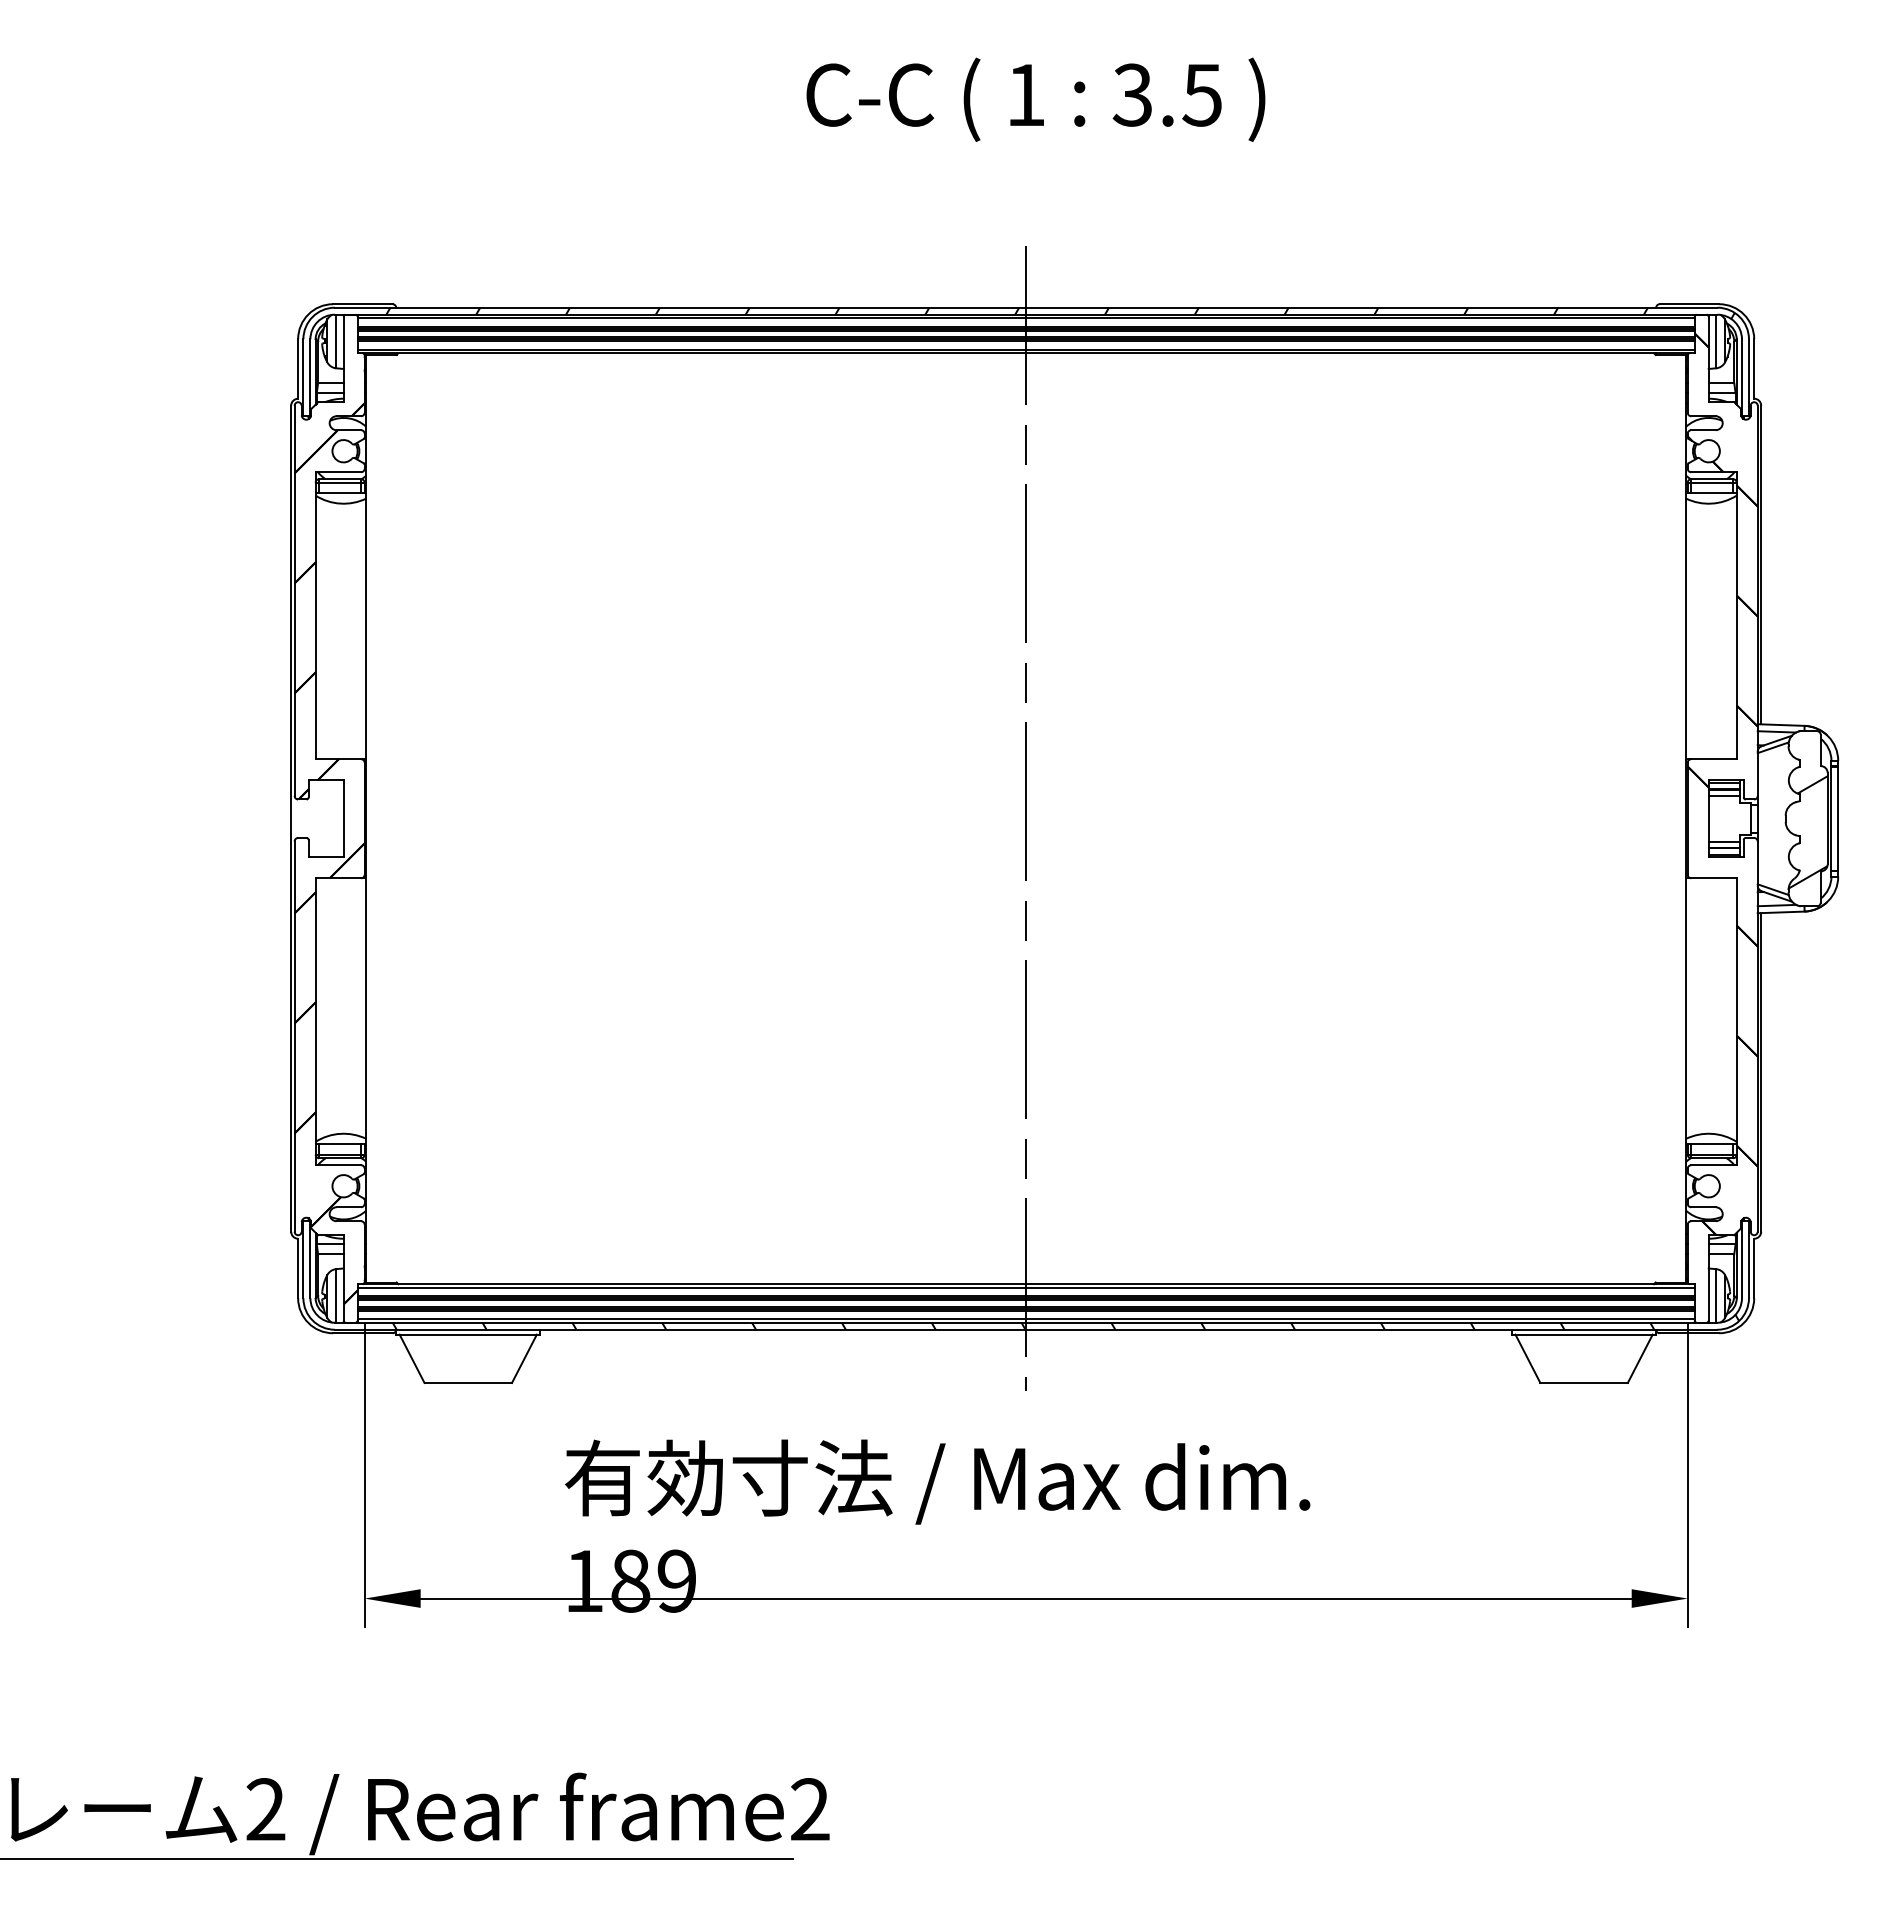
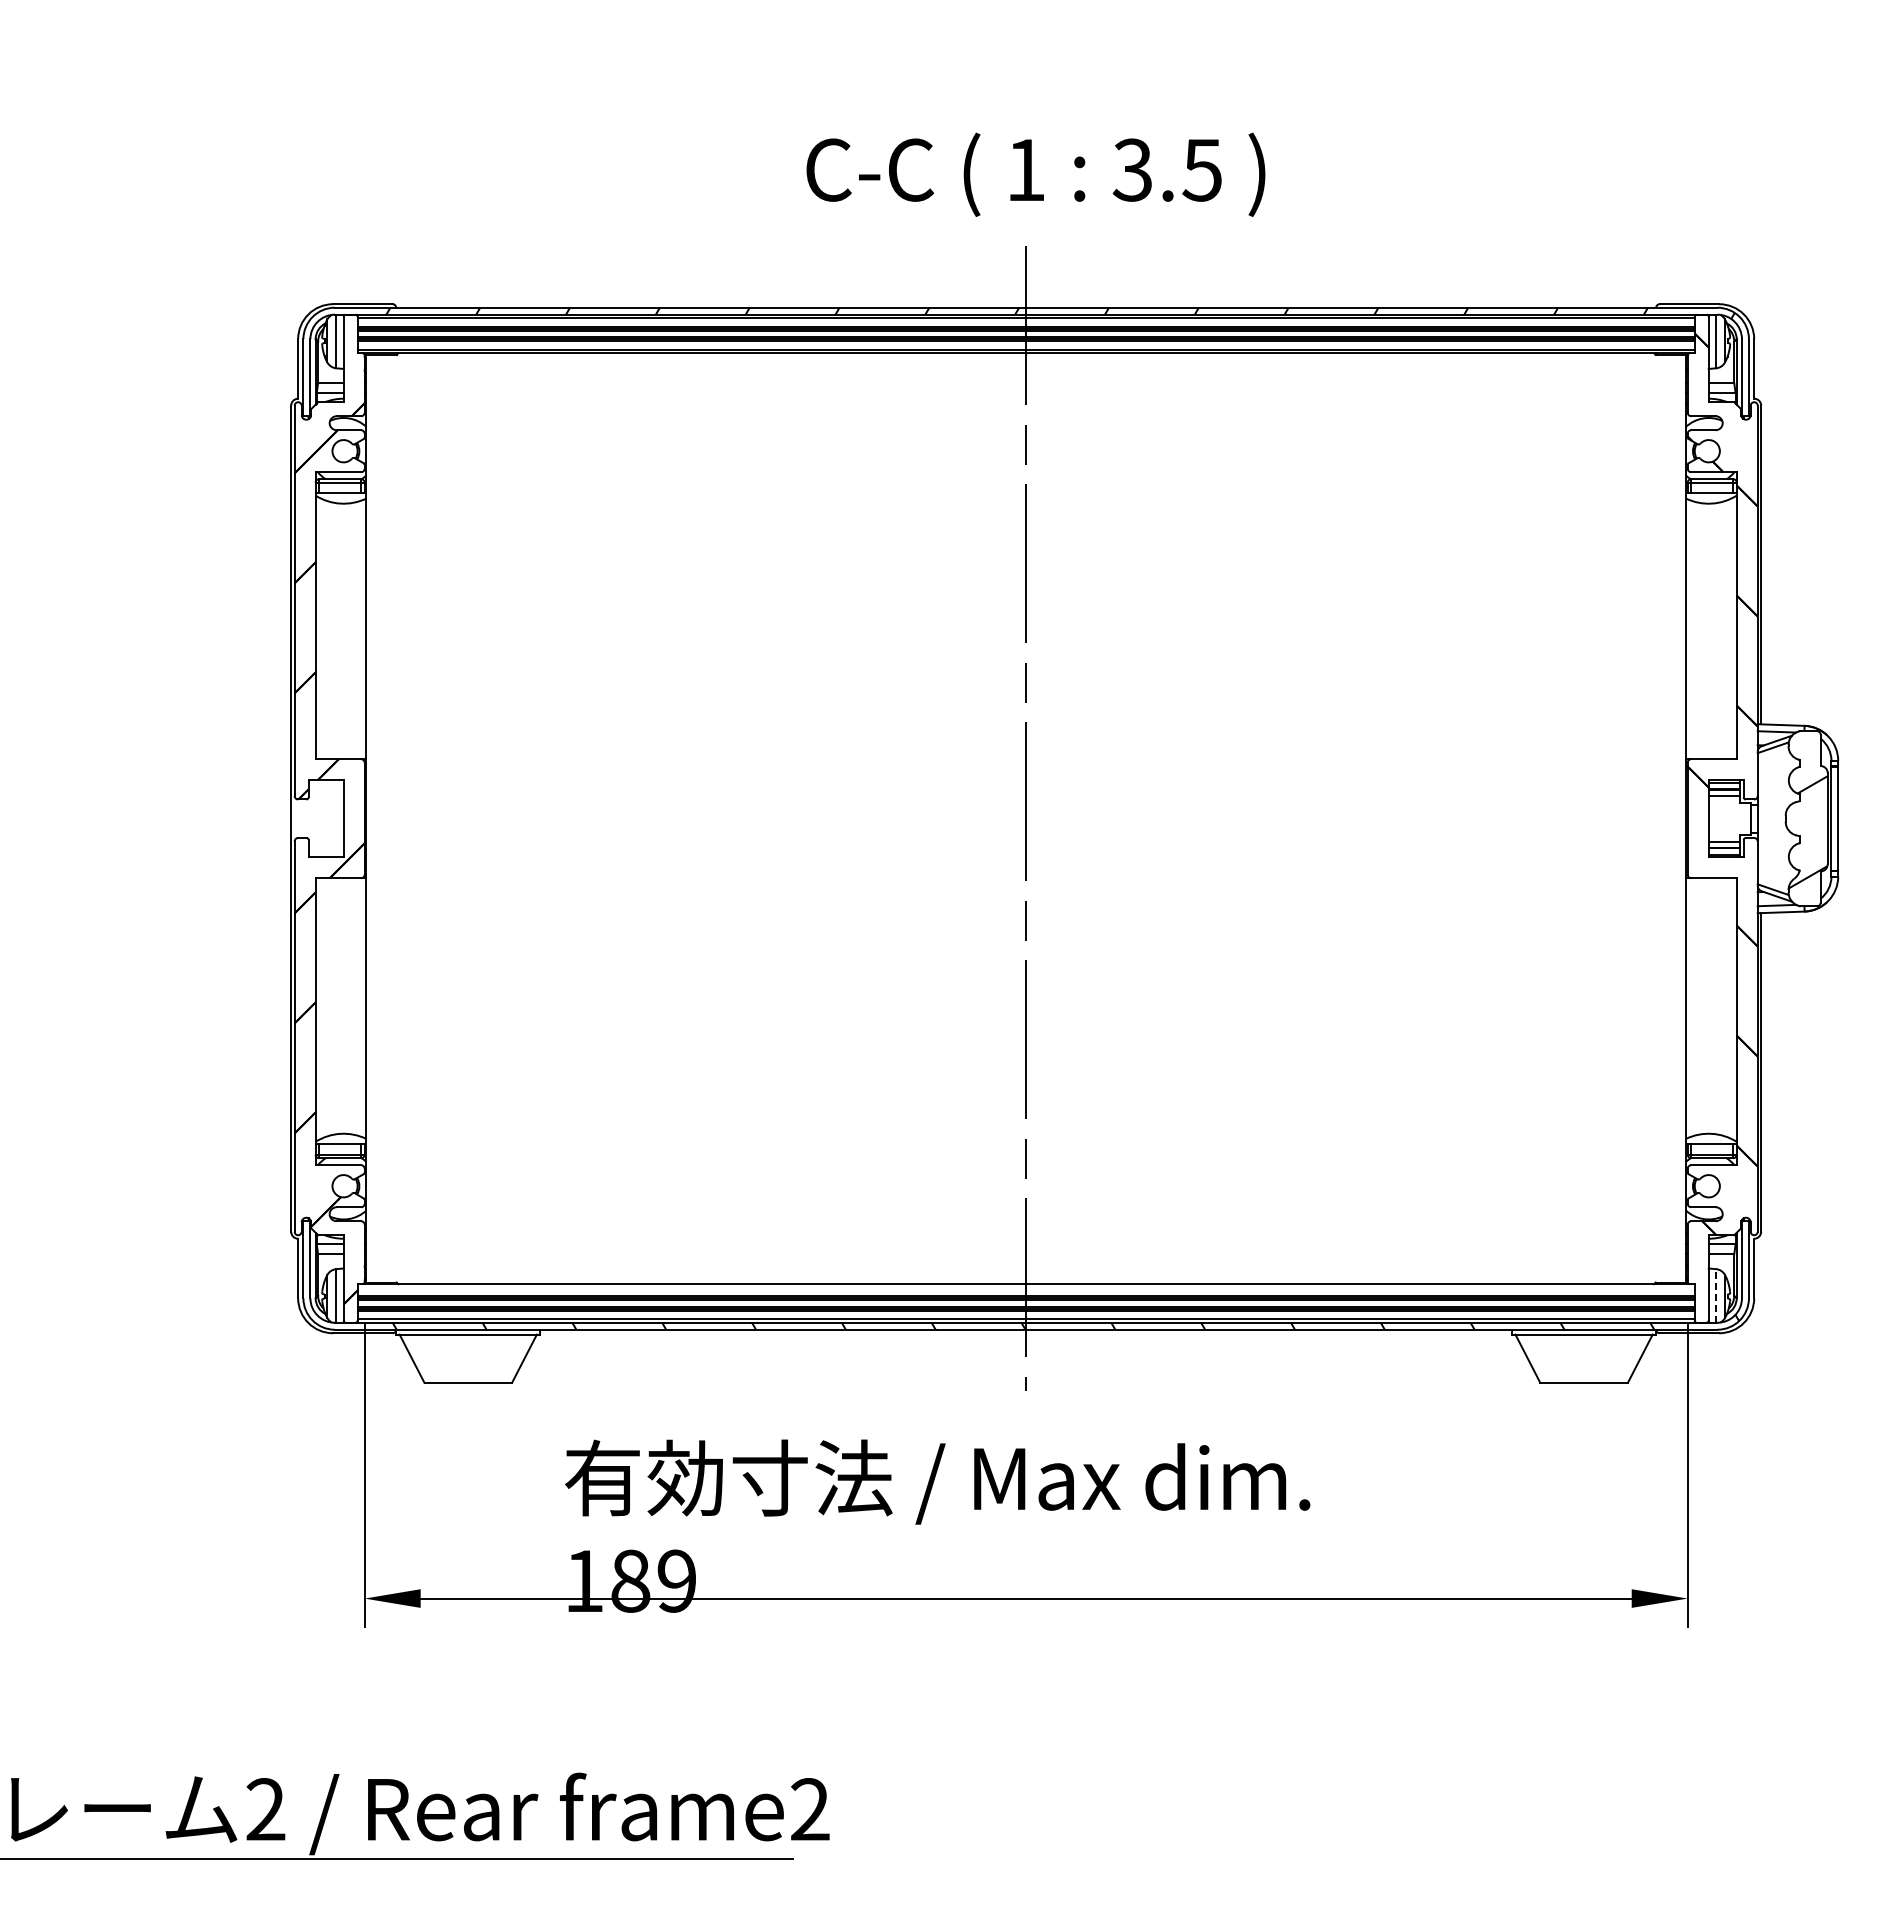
text position: (1035, 99) -> (1035, 174) (1035, 174)
line: present -> none (1025, 1287)
line: solid -> dashed (1716, 1295)
